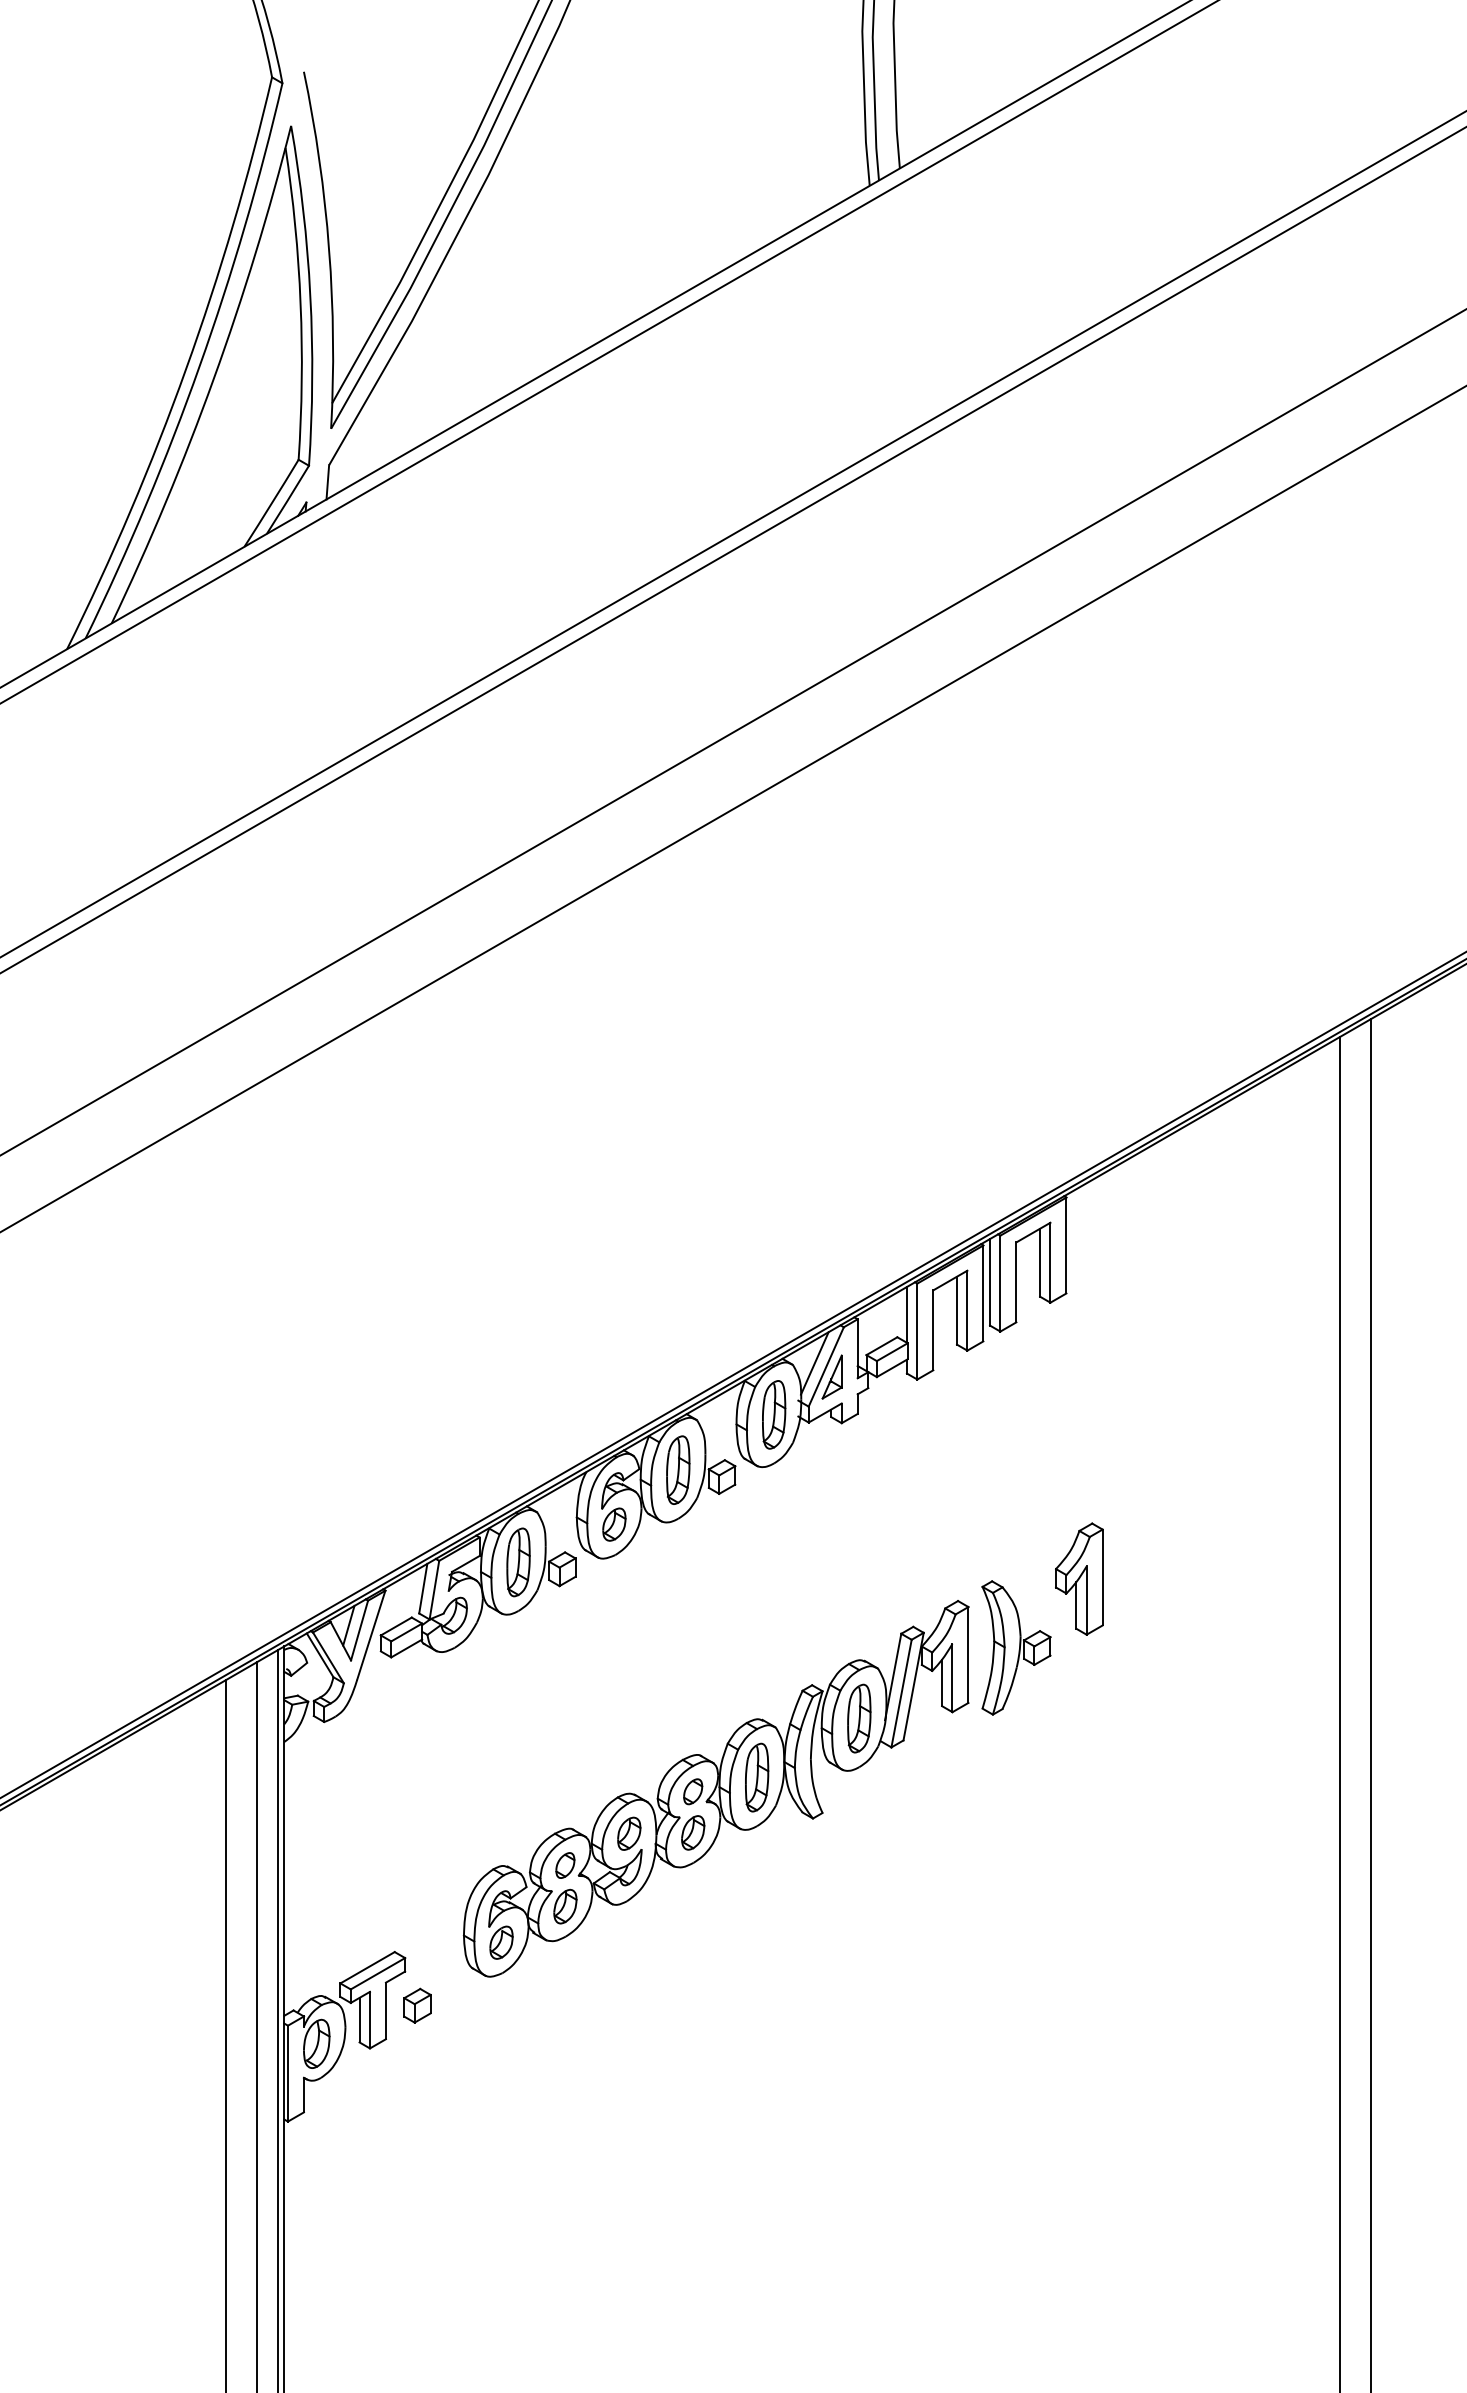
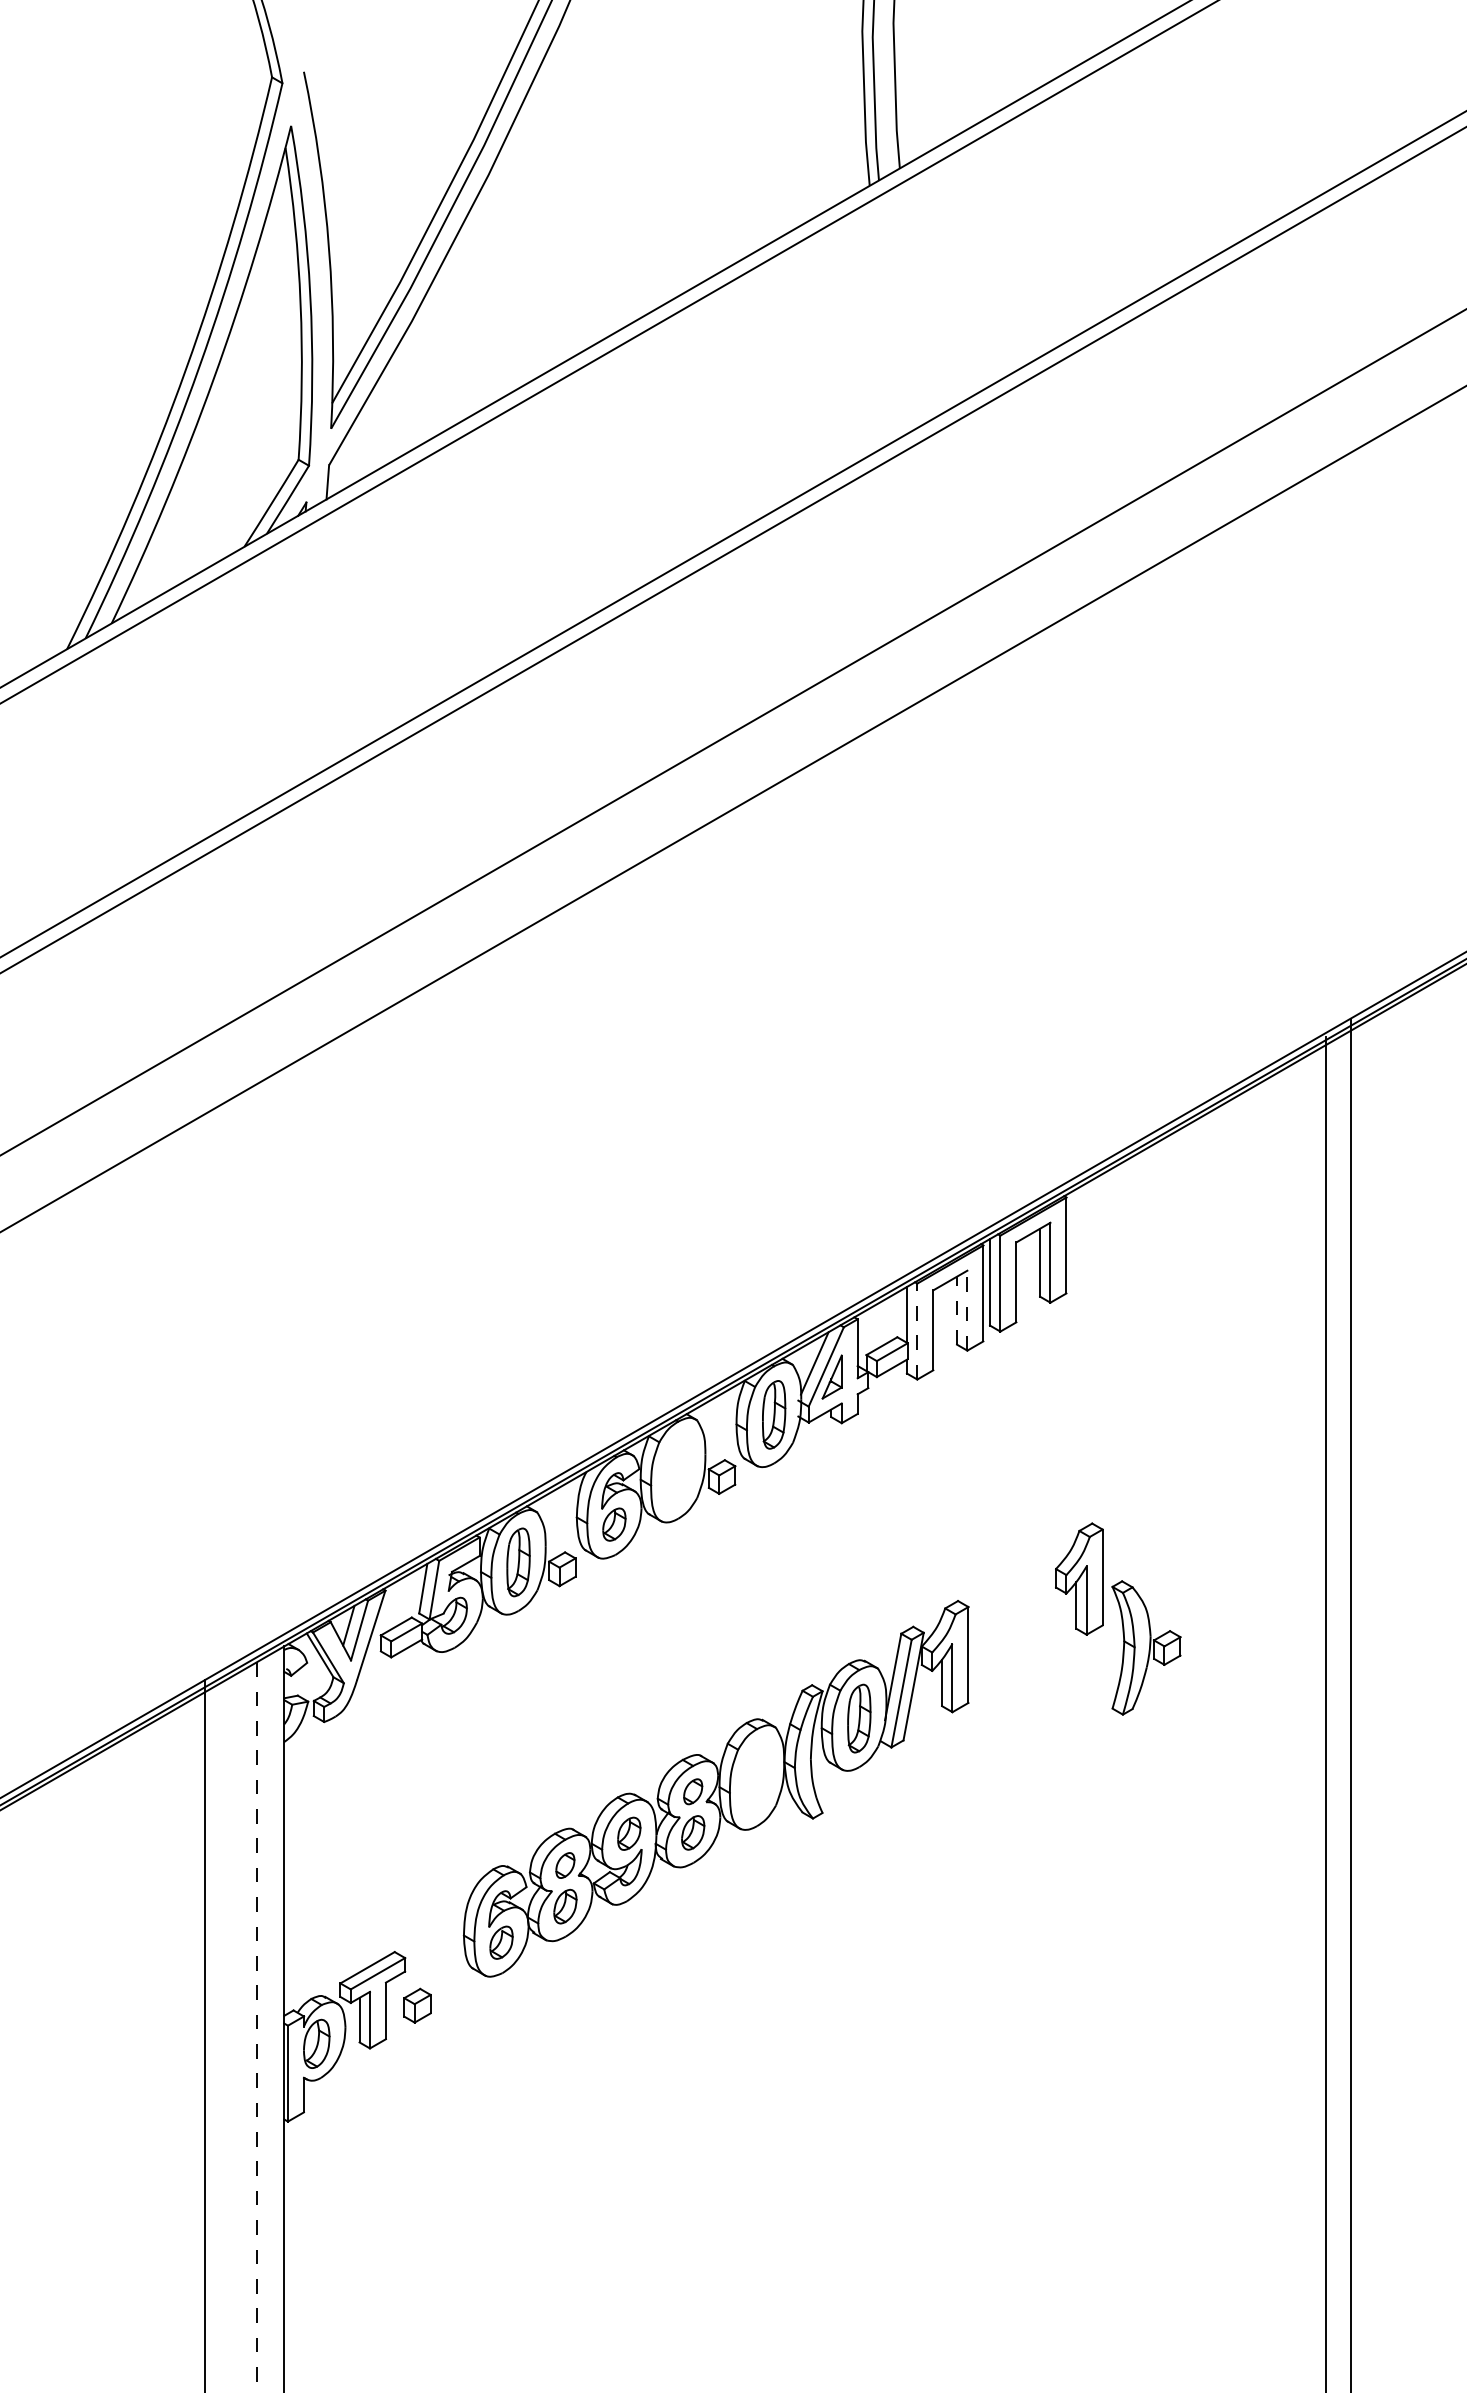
line: solid -> dashed (957, 1310)
line: solid -> dashed (967, 1310)
line: solid -> dashed (917, 1331)
part: present -> none (678, 1469)
part position: (1016, 1647) -> (1146, 1647) (1146, 1647)
line position: (1371, 1704) -> (1351, 1704) (1351, 1704)
line position: (1339, 1713) -> (1325, 1713) (1325, 1713)
part: present -> none (757, 1777)
line: present -> none (277, 2019)
line: solid -> dashed (257, 2027)
line position: (225, 2034) -> (204, 2034) (204, 2034)
